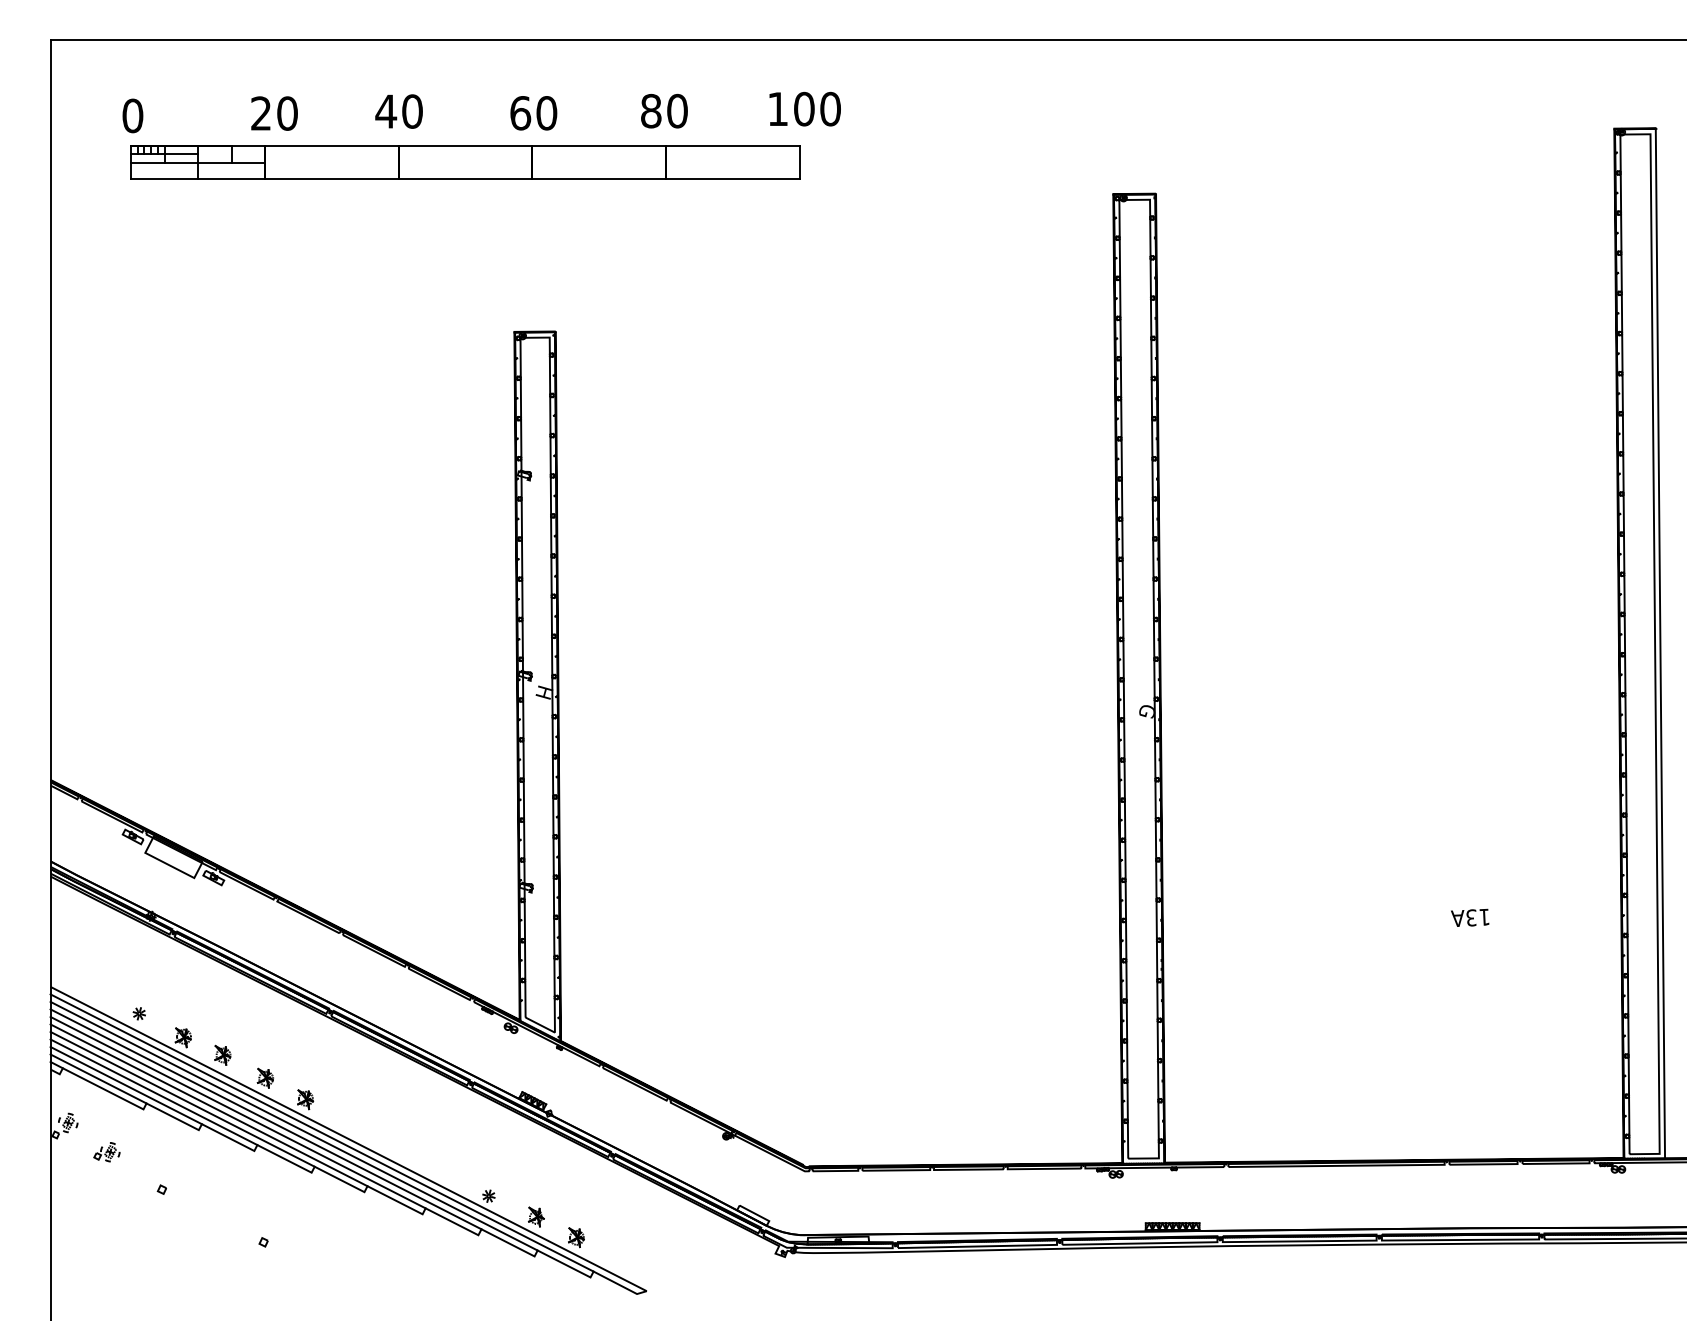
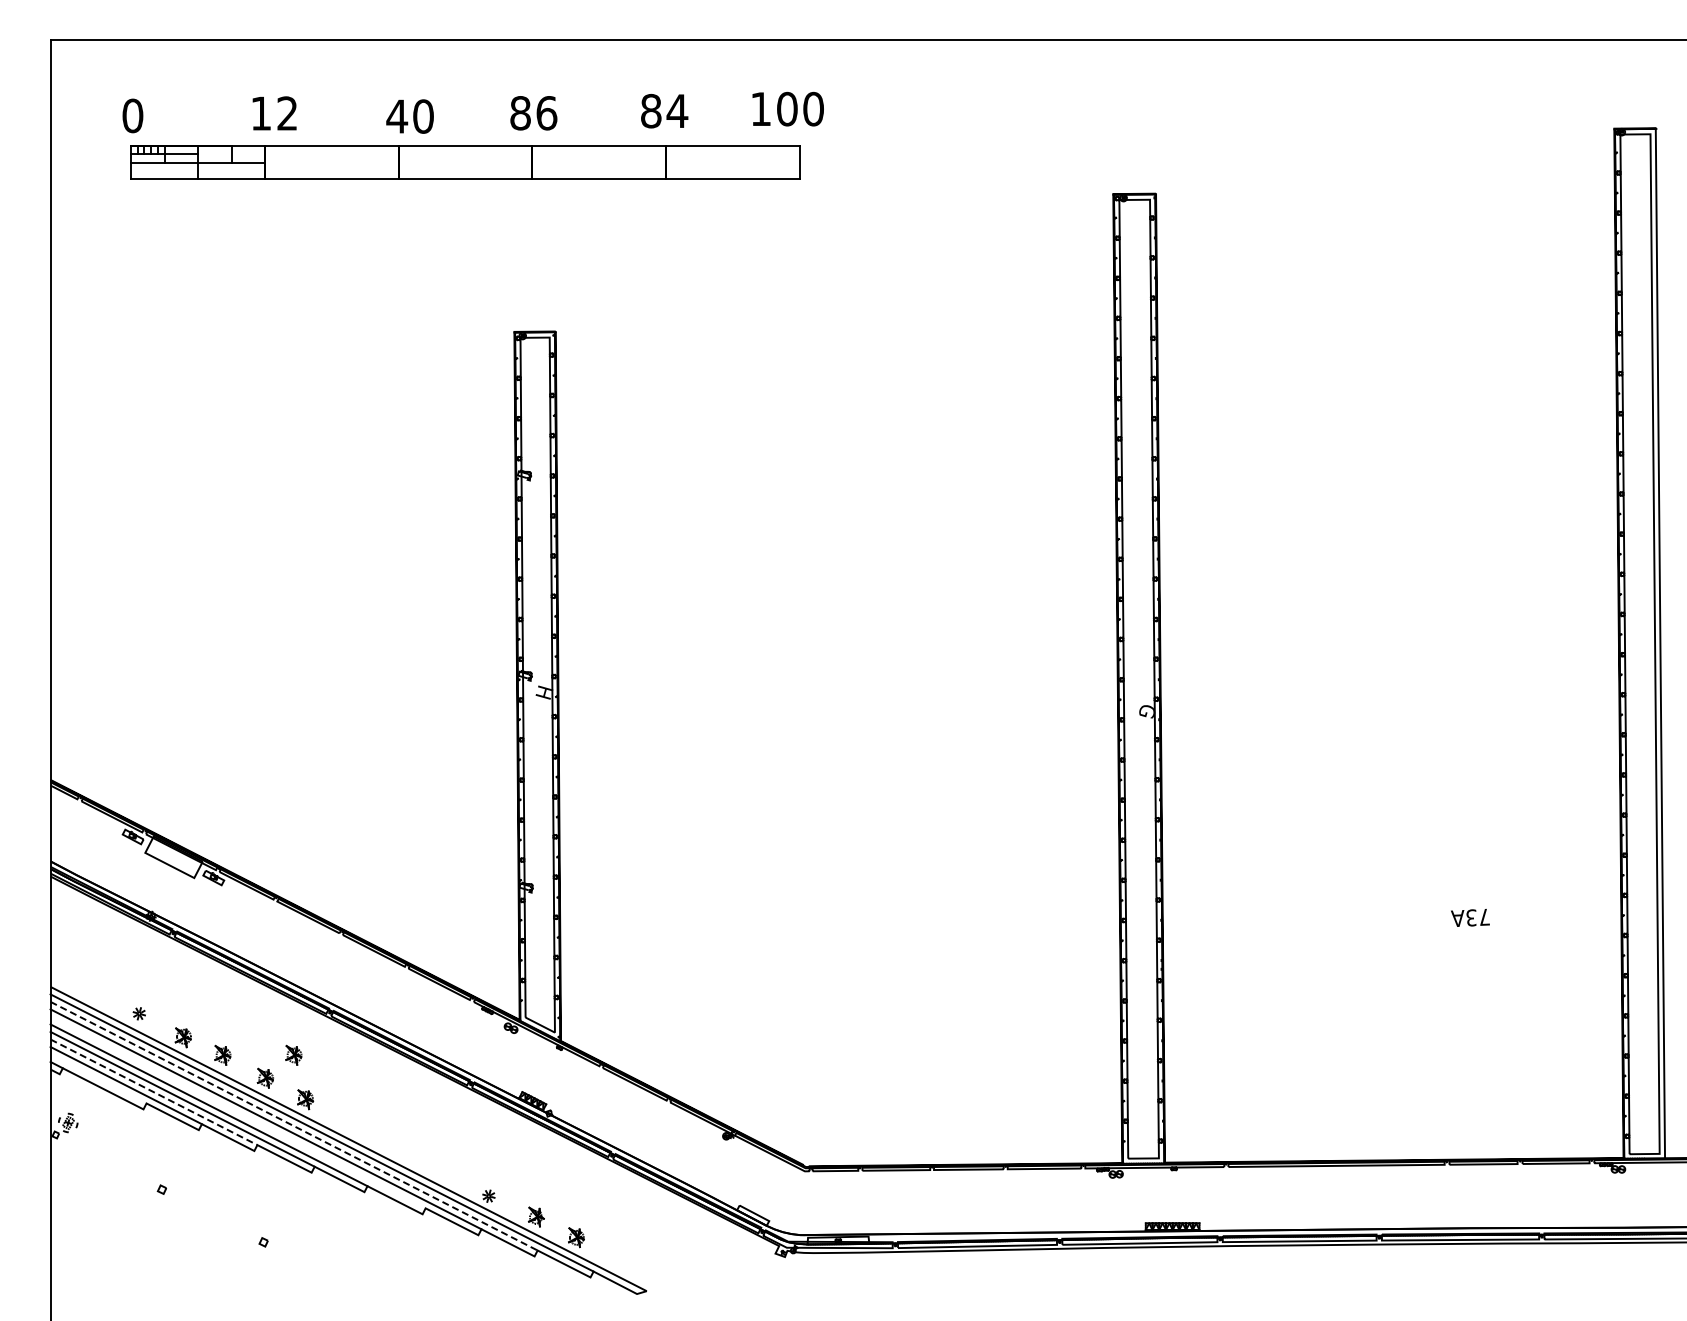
text position: (804, 108) -> (787, 108) (787, 108)
text: 80 -> 84 (677, 110)
text position: (398, 111) -> (409, 116) (409, 116)
text: 20 -> 12 (274, 113)
text: 60 -> 86 (533, 113)
text: 13A -> 73A (1484, 916)
part: none -> present (293, 1054)
line: present -> none (98, 1078)
line: solid -> dashed (154, 1092)
line: present -> none (237, 1112)
line: solid -> dashed (294, 1126)
part: present -> none (106, 1152)
